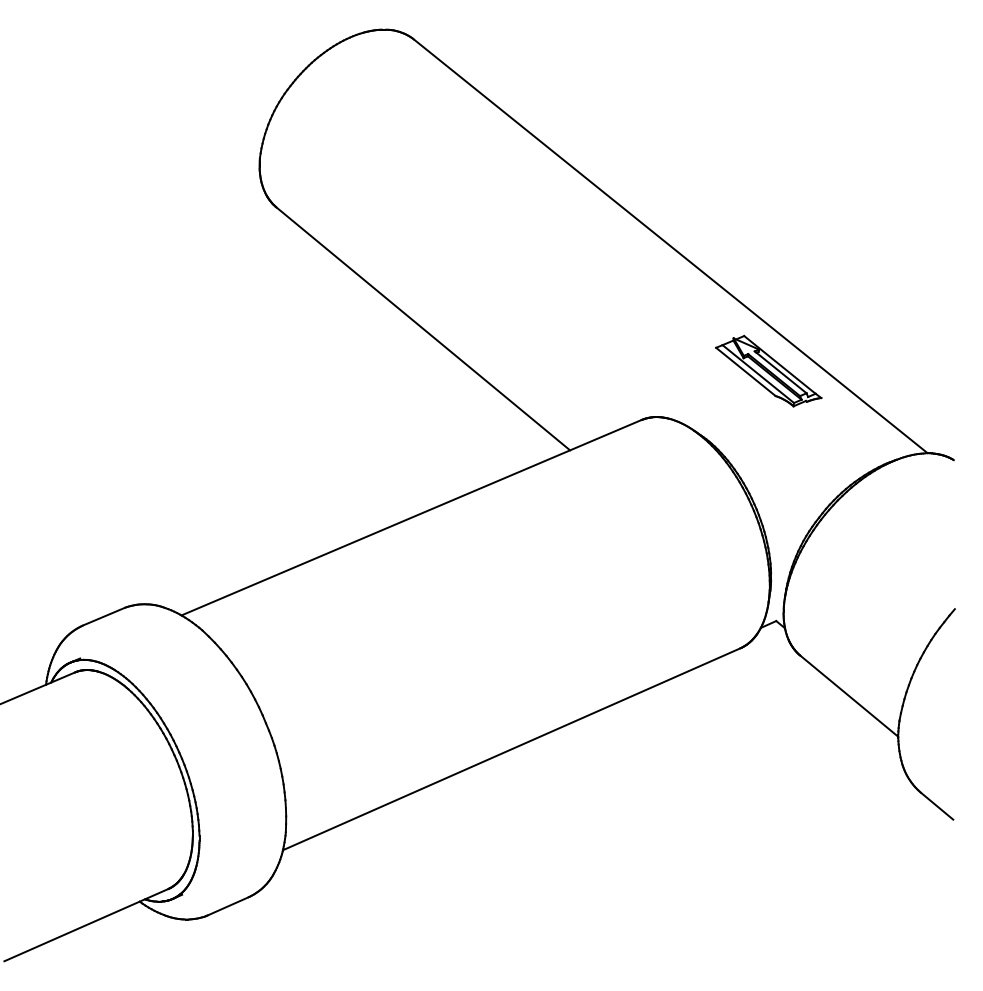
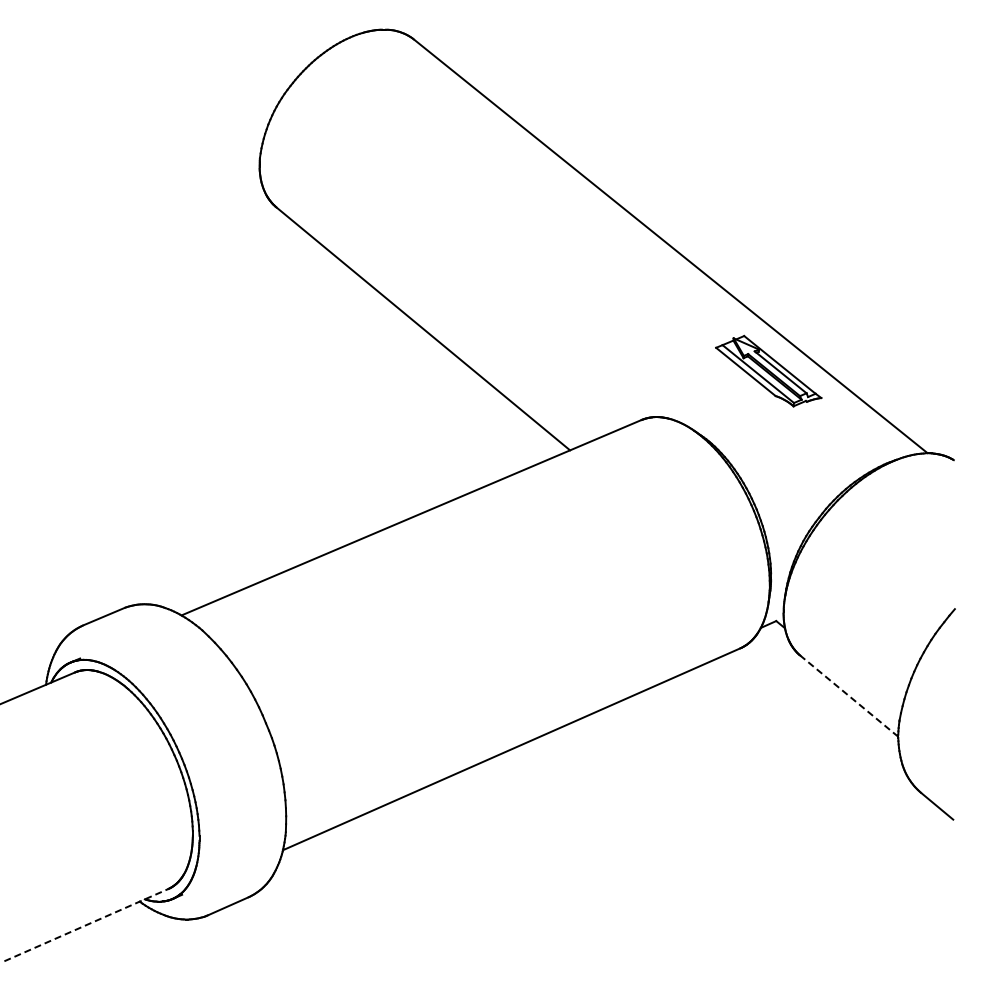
line: solid -> dashed (849, 696)
line: solid -> dashed (86, 925)
